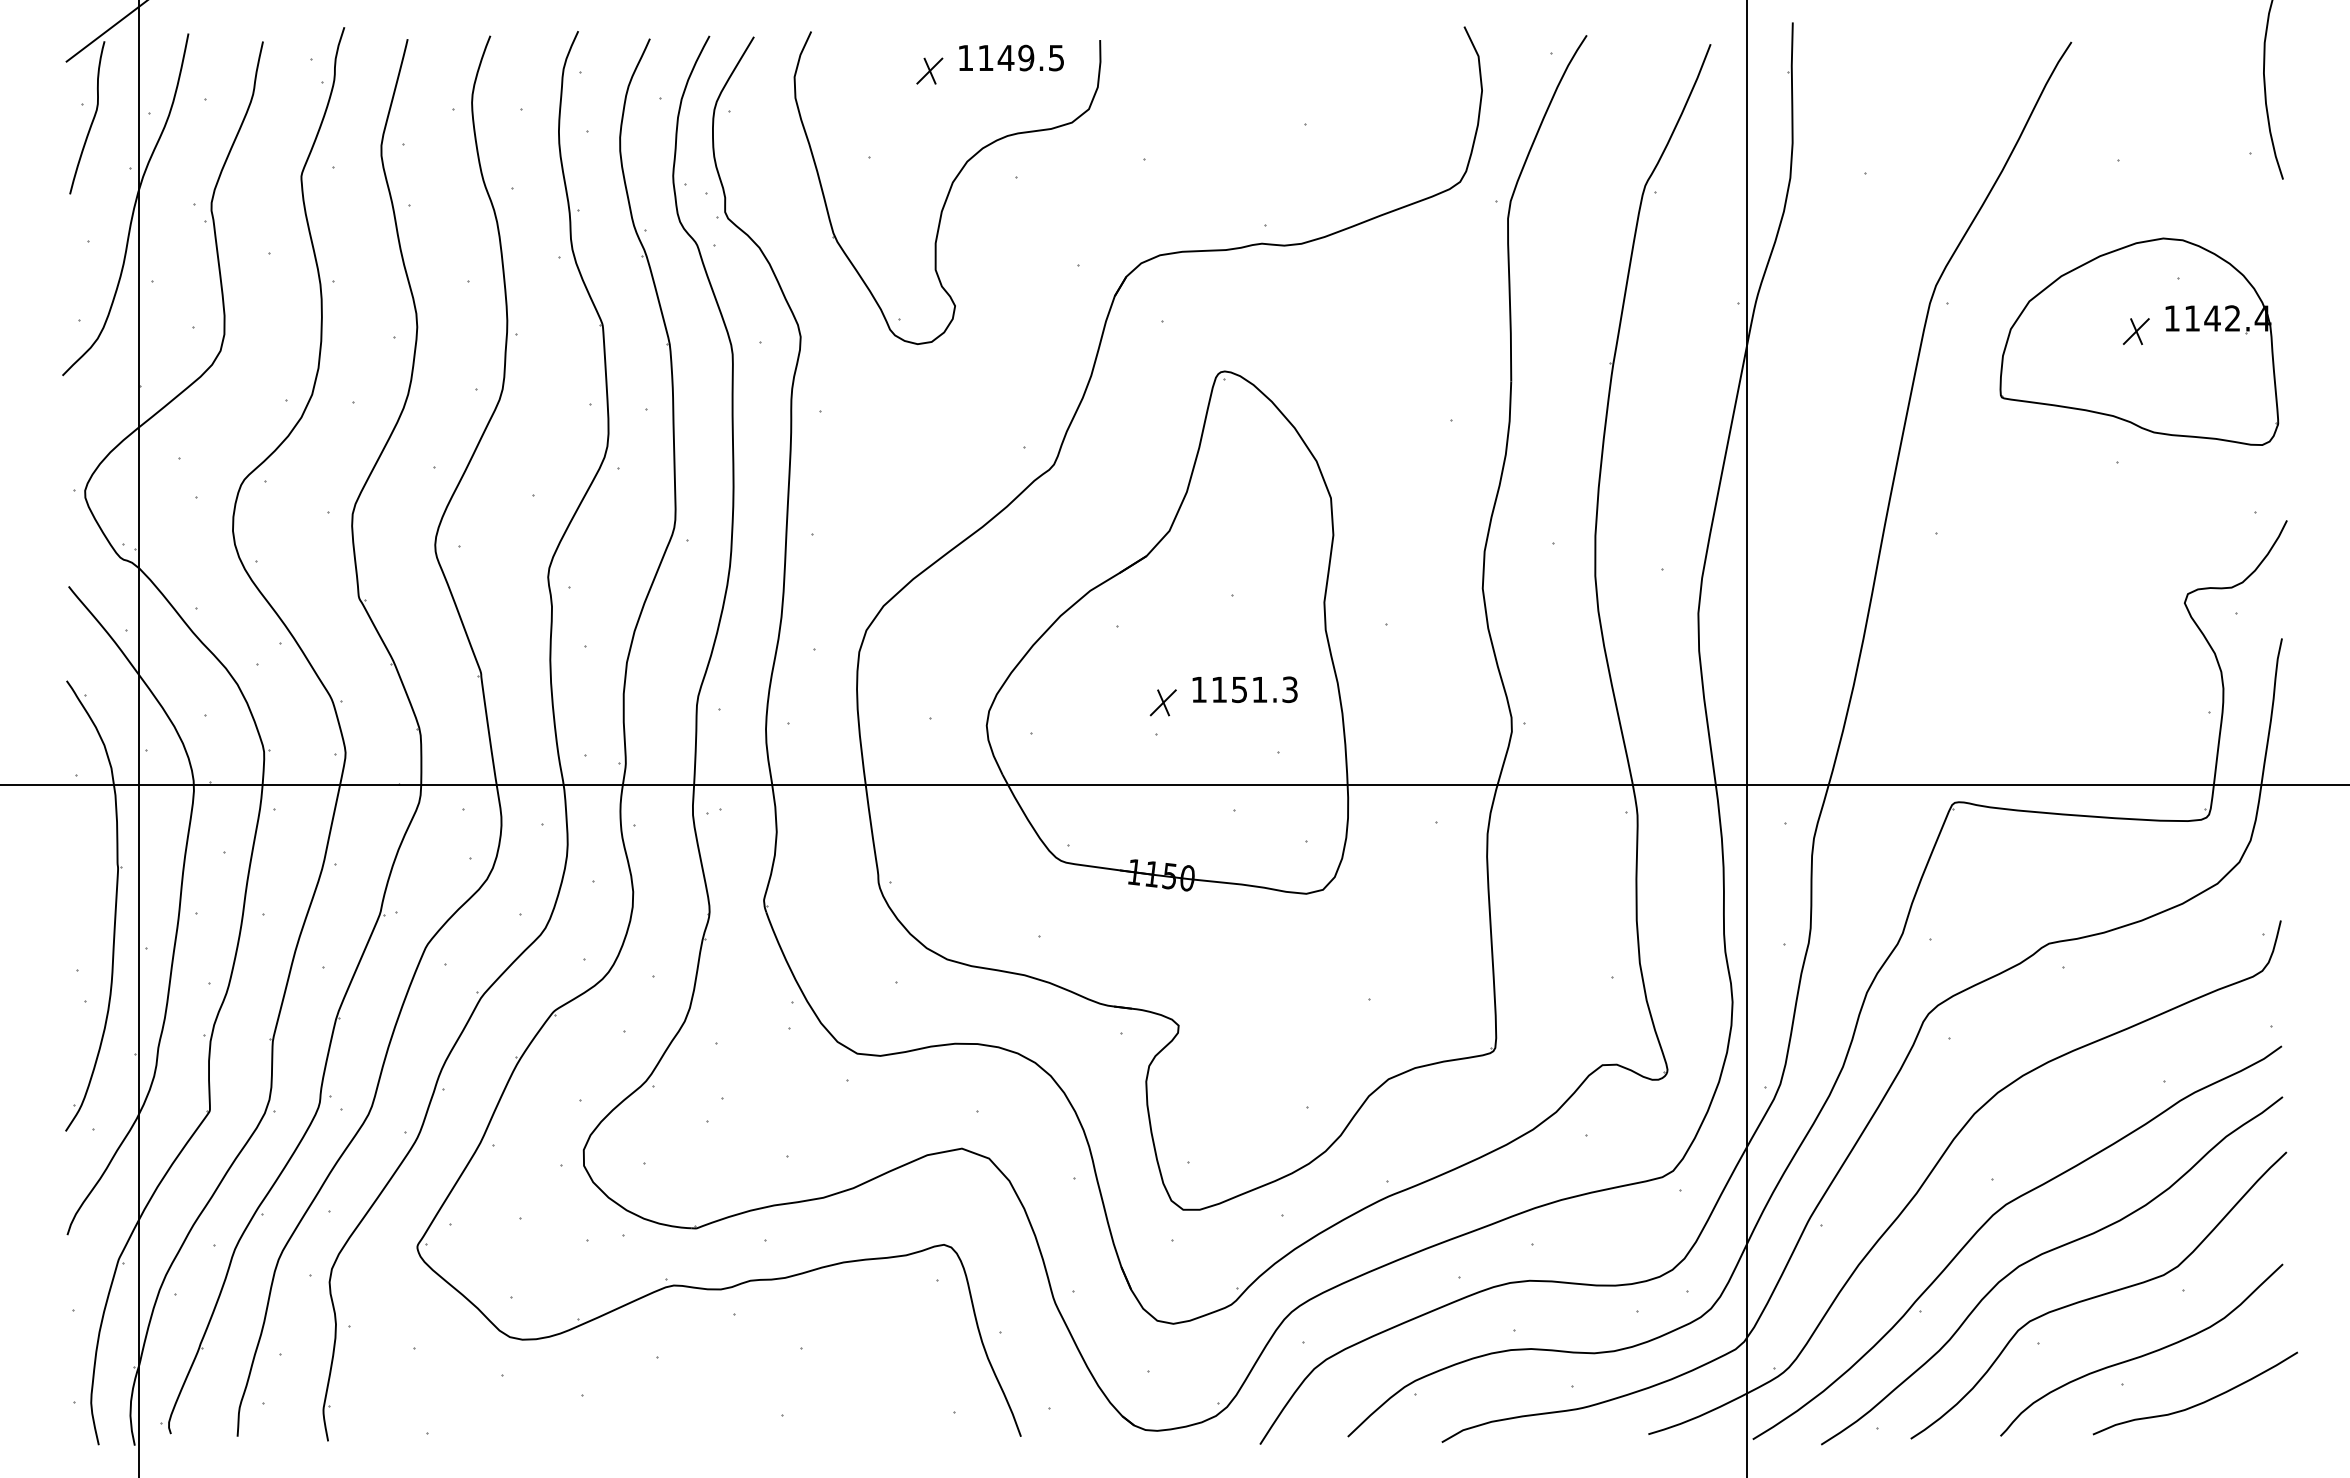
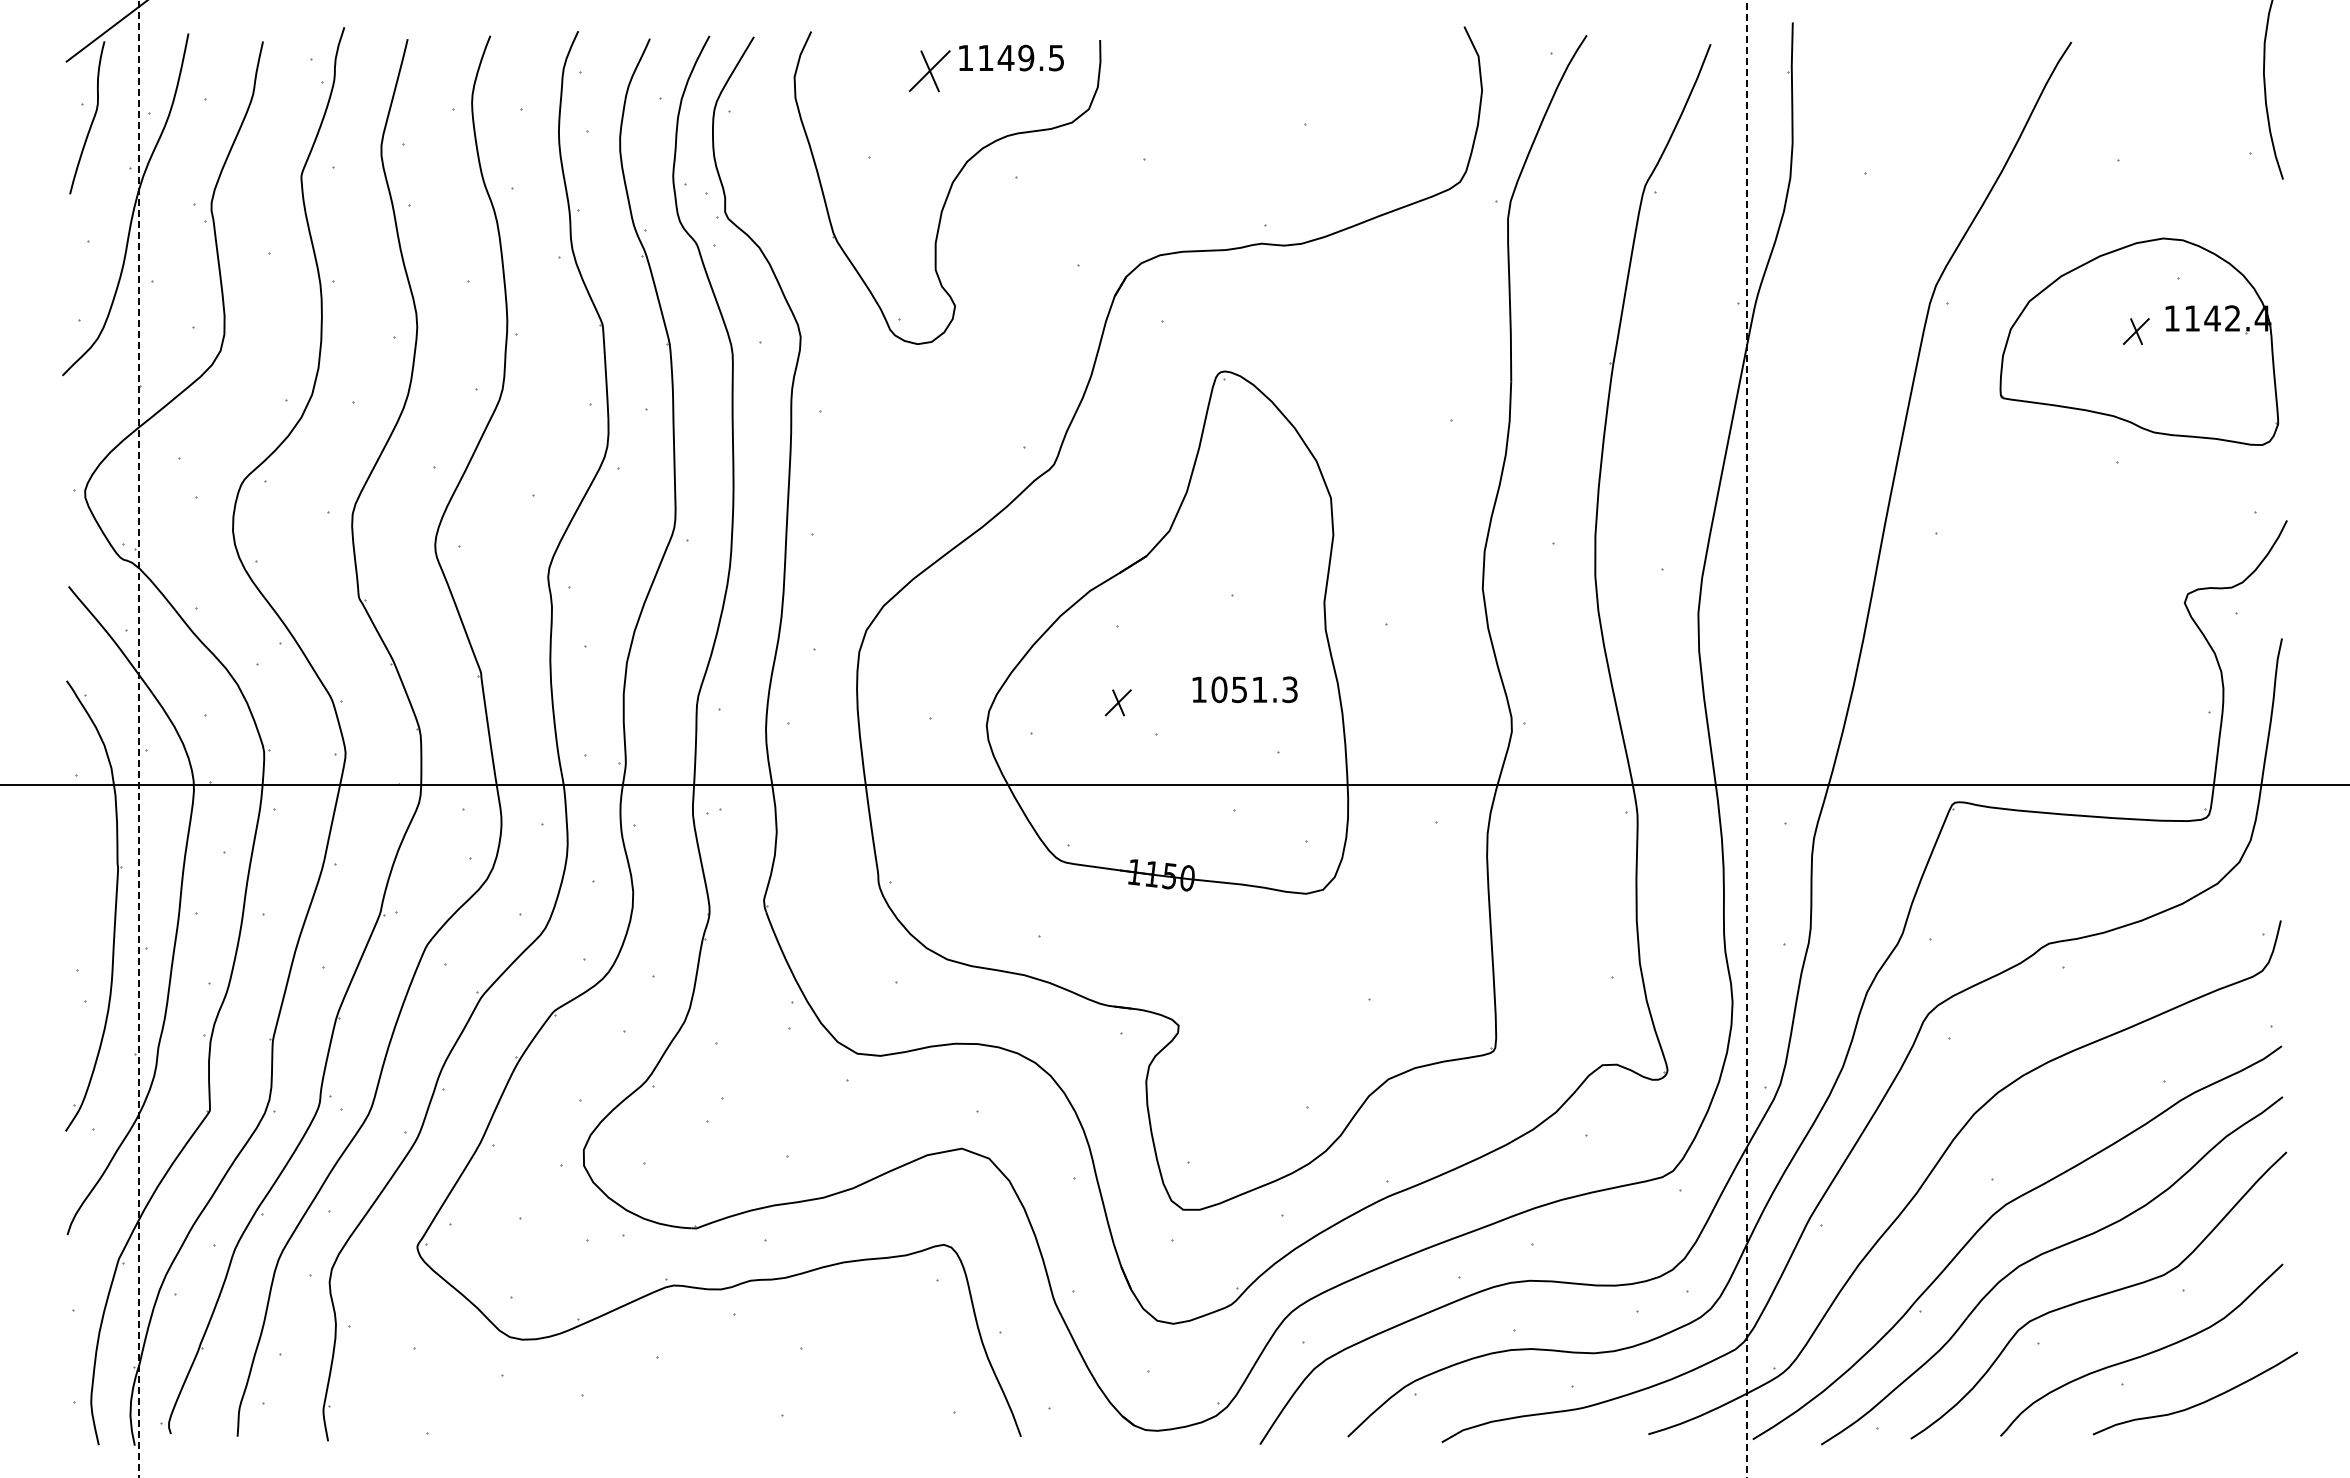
part size: 28x28 px -> 43x43 px (929, 71)
text: 1151.3 -> 1051.3 (1219, 689)
part position: (1162, 702) -> (1117, 702) (1117, 702)
line: solid -> dashed (139, 738)
line: solid -> dashed (1747, 738)
